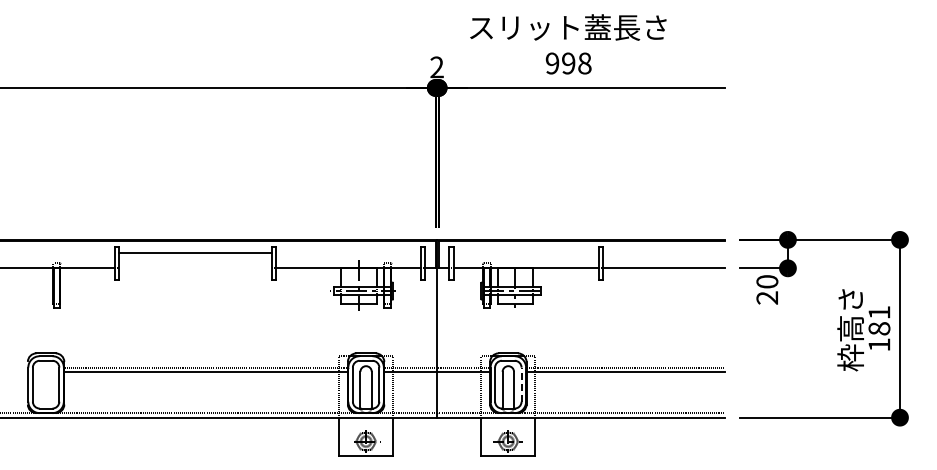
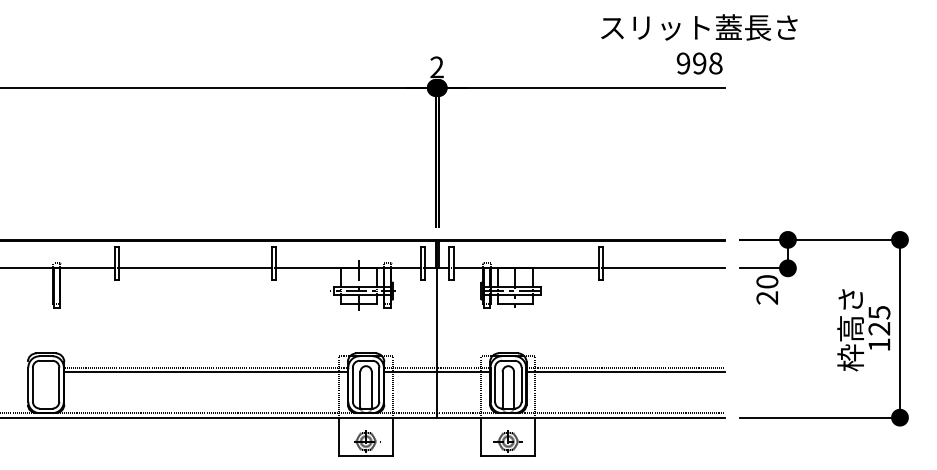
text position: (568, 44) -> (699, 44) (699, 44)
line position: (195, 253) -> (195, 268) (195, 268)
text: 181 -> 125 (879, 320)
line: dashed -> solid (521, 384)
